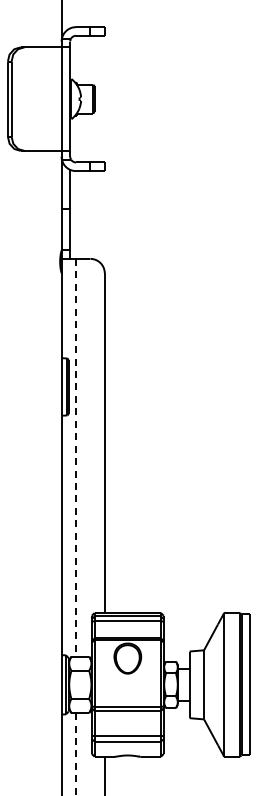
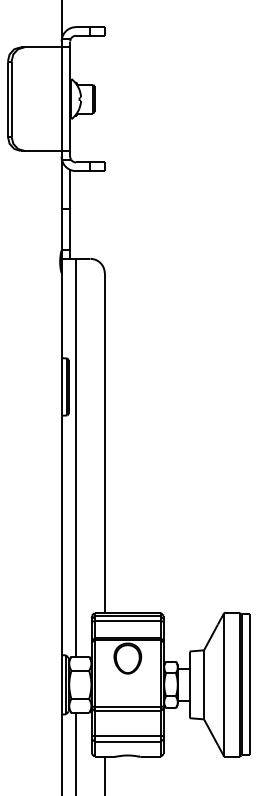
line: dashed -> solid (76, 457)
line: dashed -> solid (76, 754)
